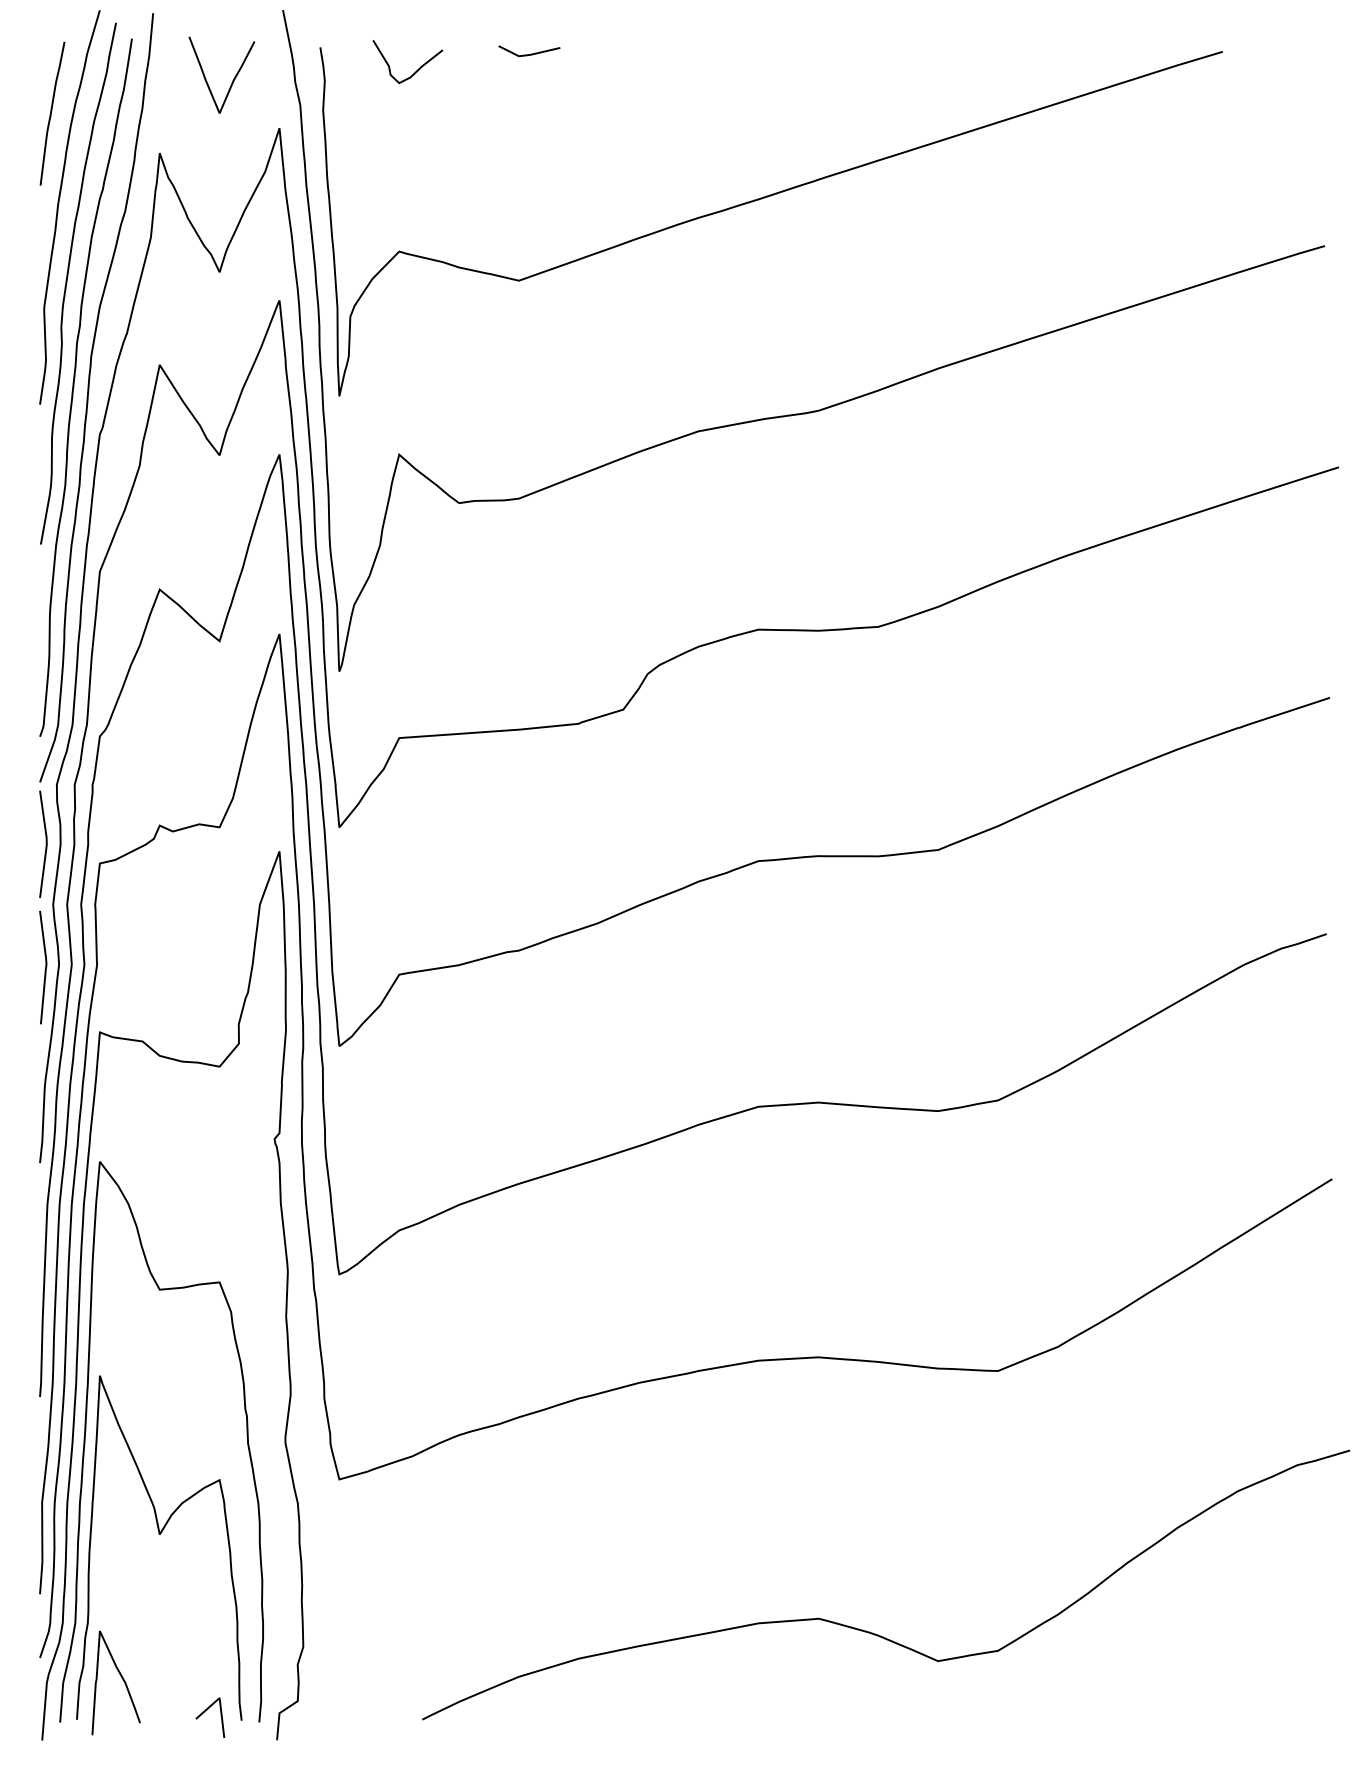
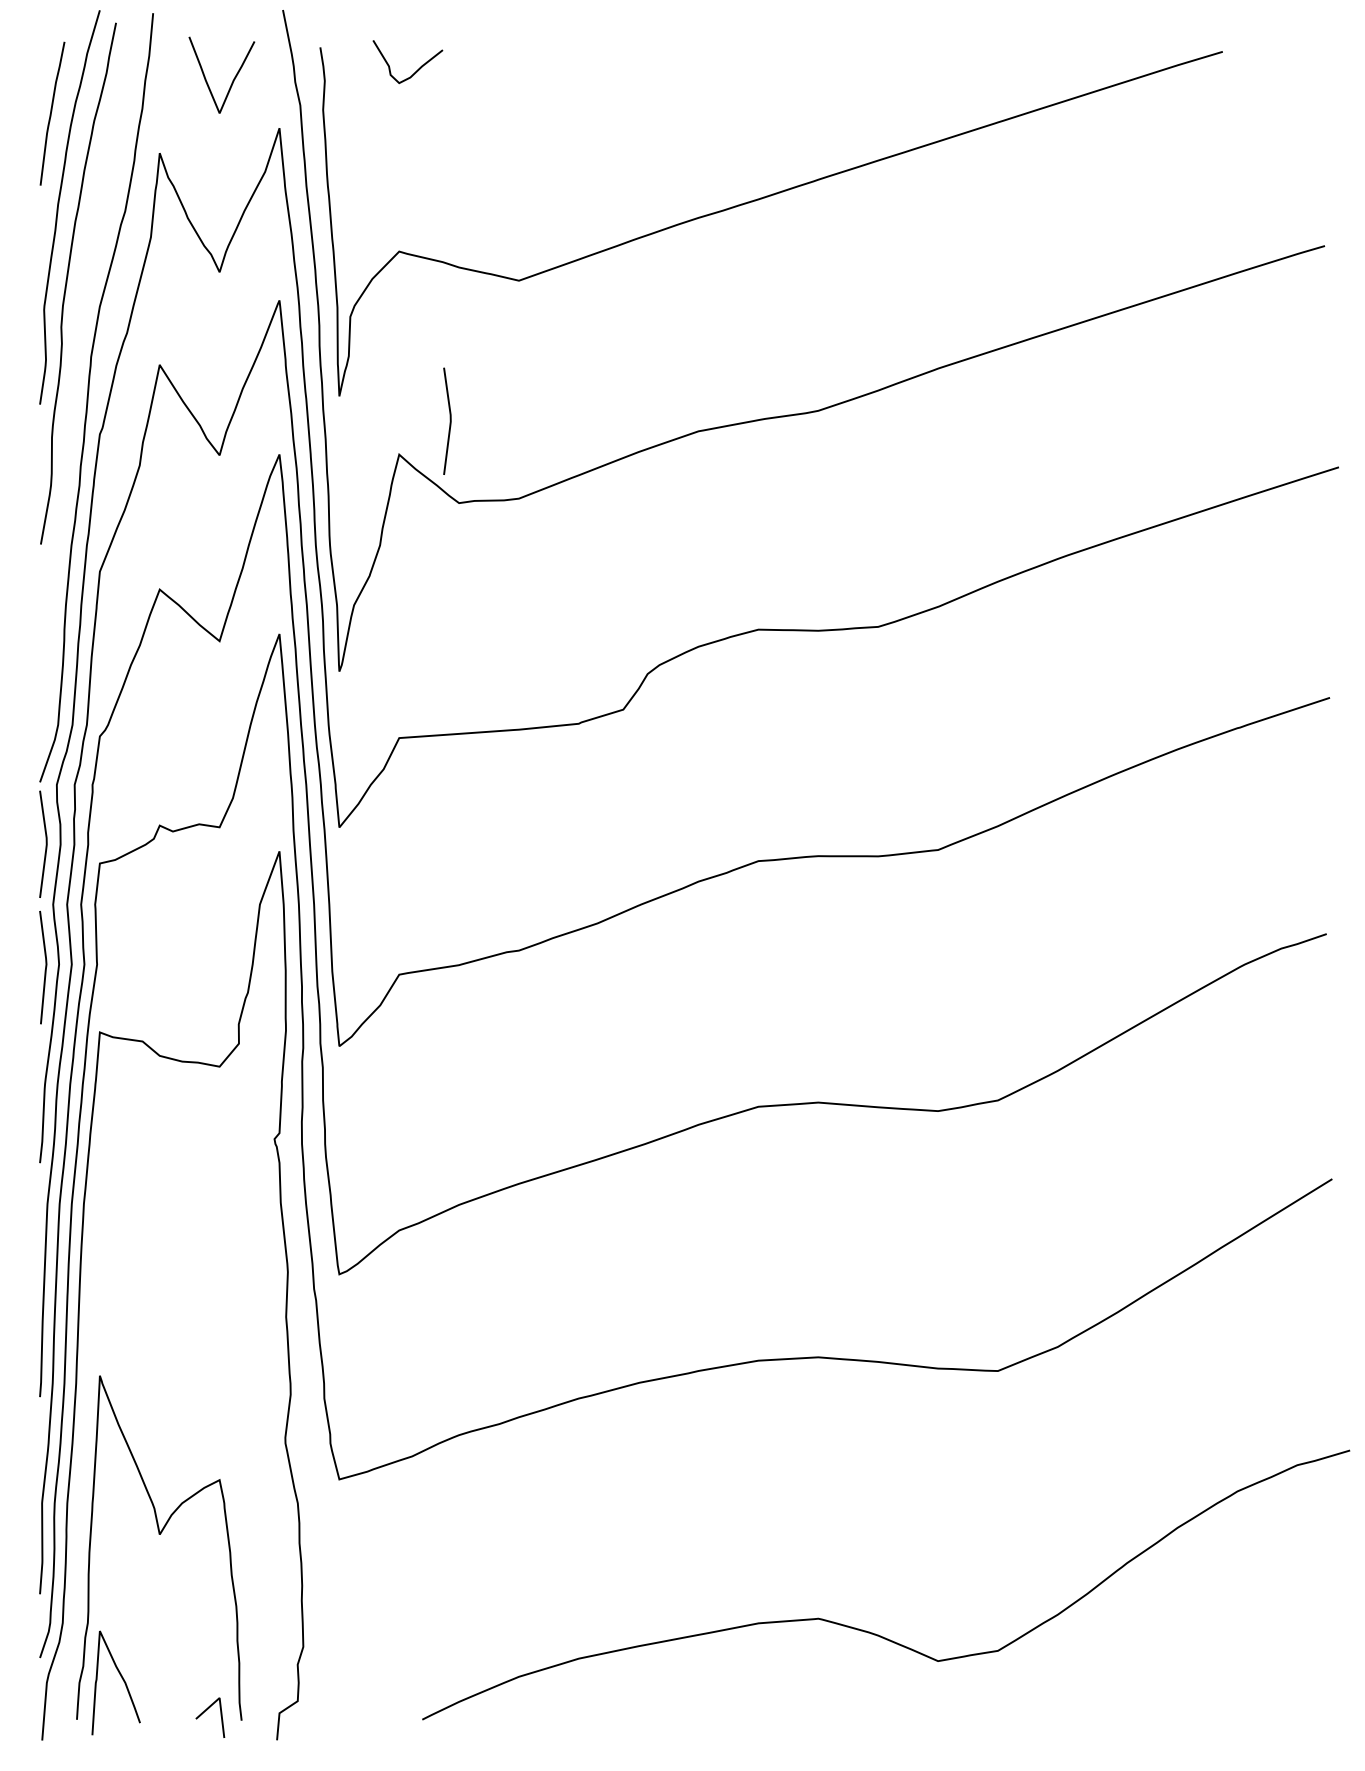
line: present -> none (530, 53)
curve: present -> none (74, 387)
line: none -> present (449, 420)
curve: present -> none (86, 1431)
